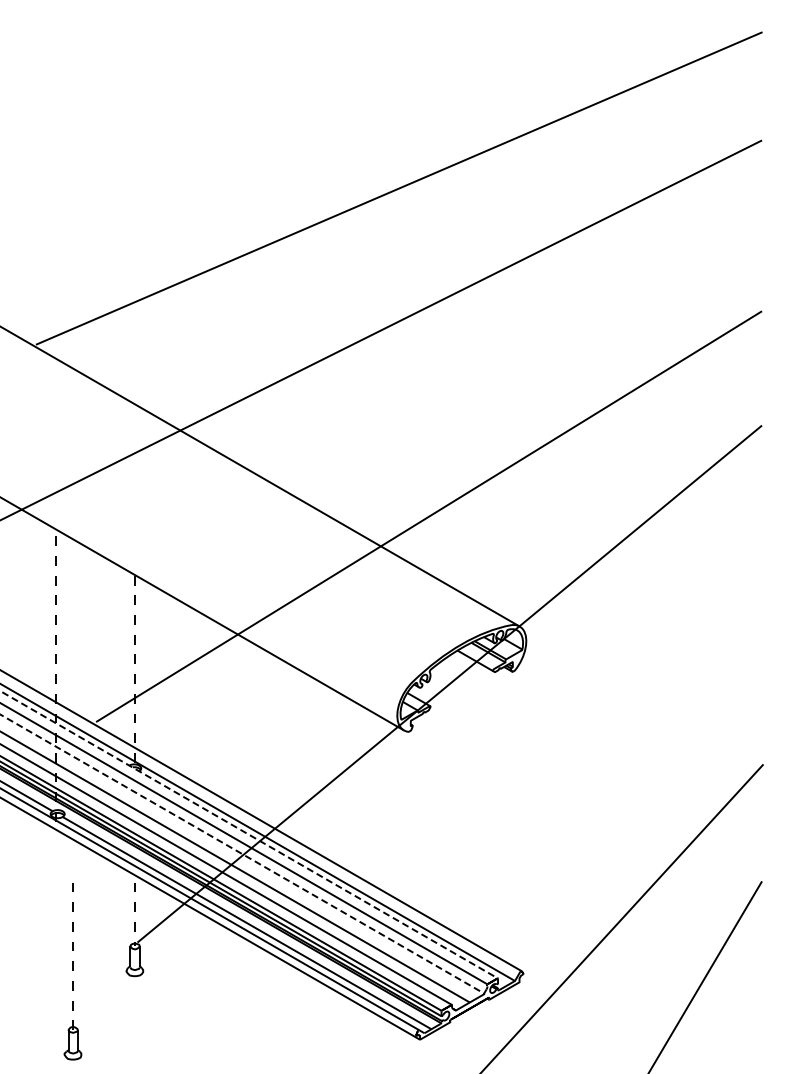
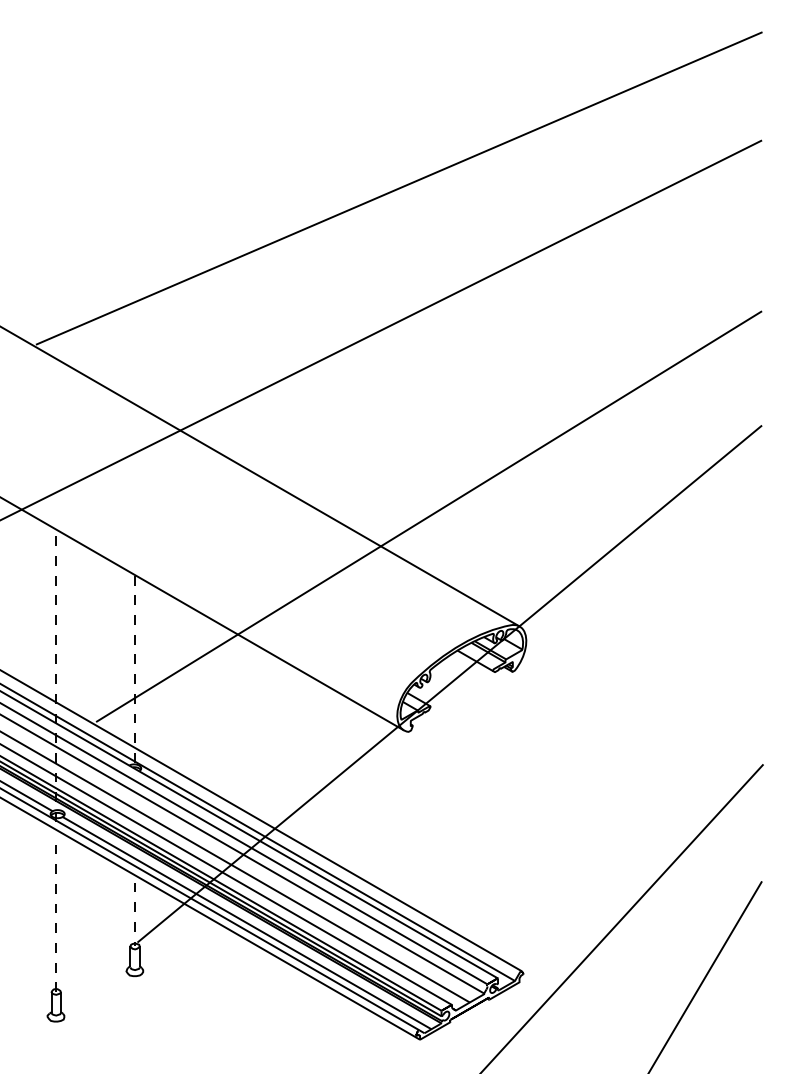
line: dashed -> solid (249, 835)
line: dashed -> solid (242, 854)
part position: (72, 971) -> (55, 933) (55, 933)
